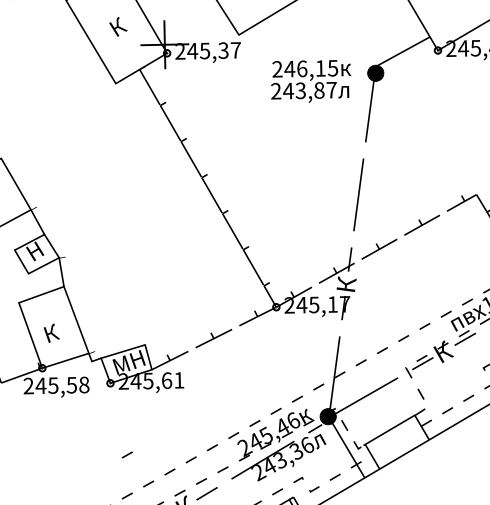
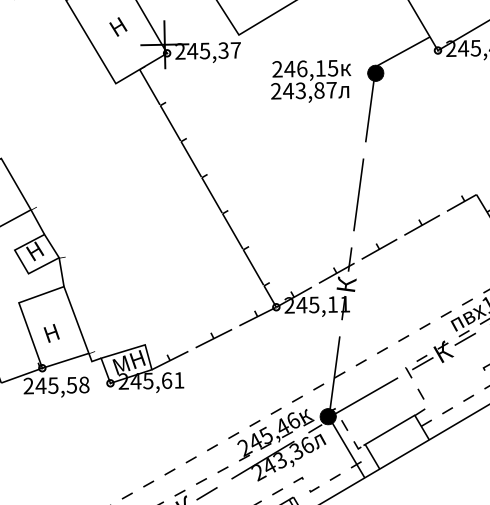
text: К -> Н (121, 24)
text: 245,17 -> 245,11 (345, 304)
text: К -> Н (54, 331)
line: present -> none (126, 454)
